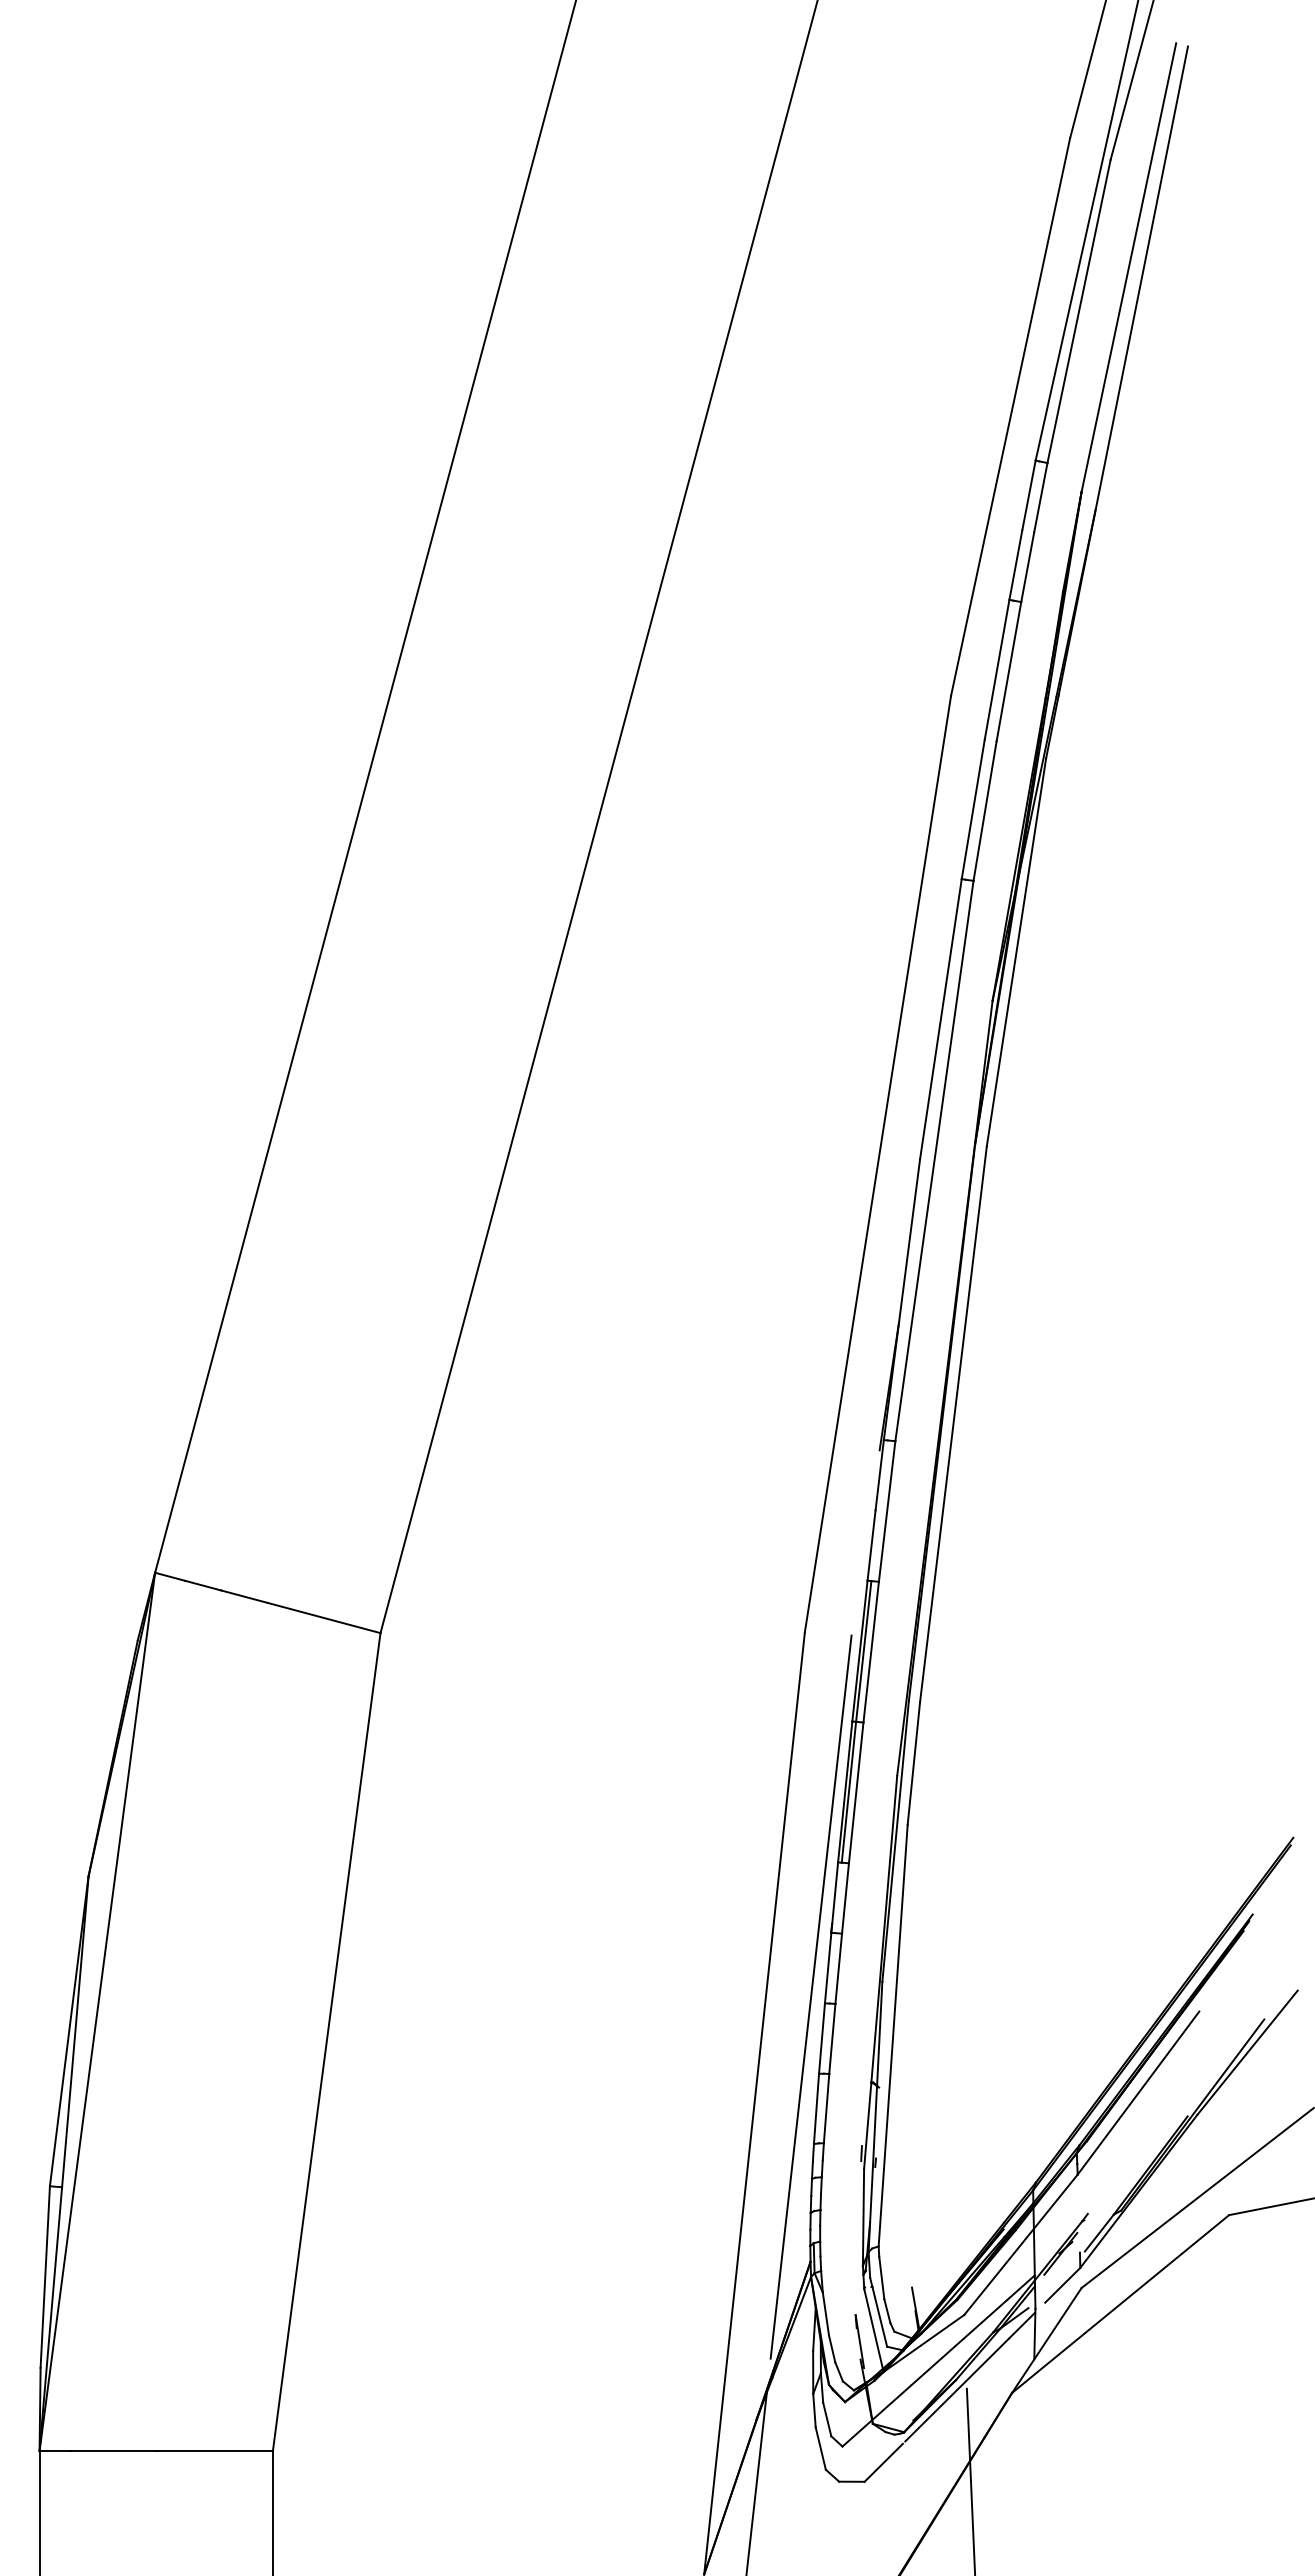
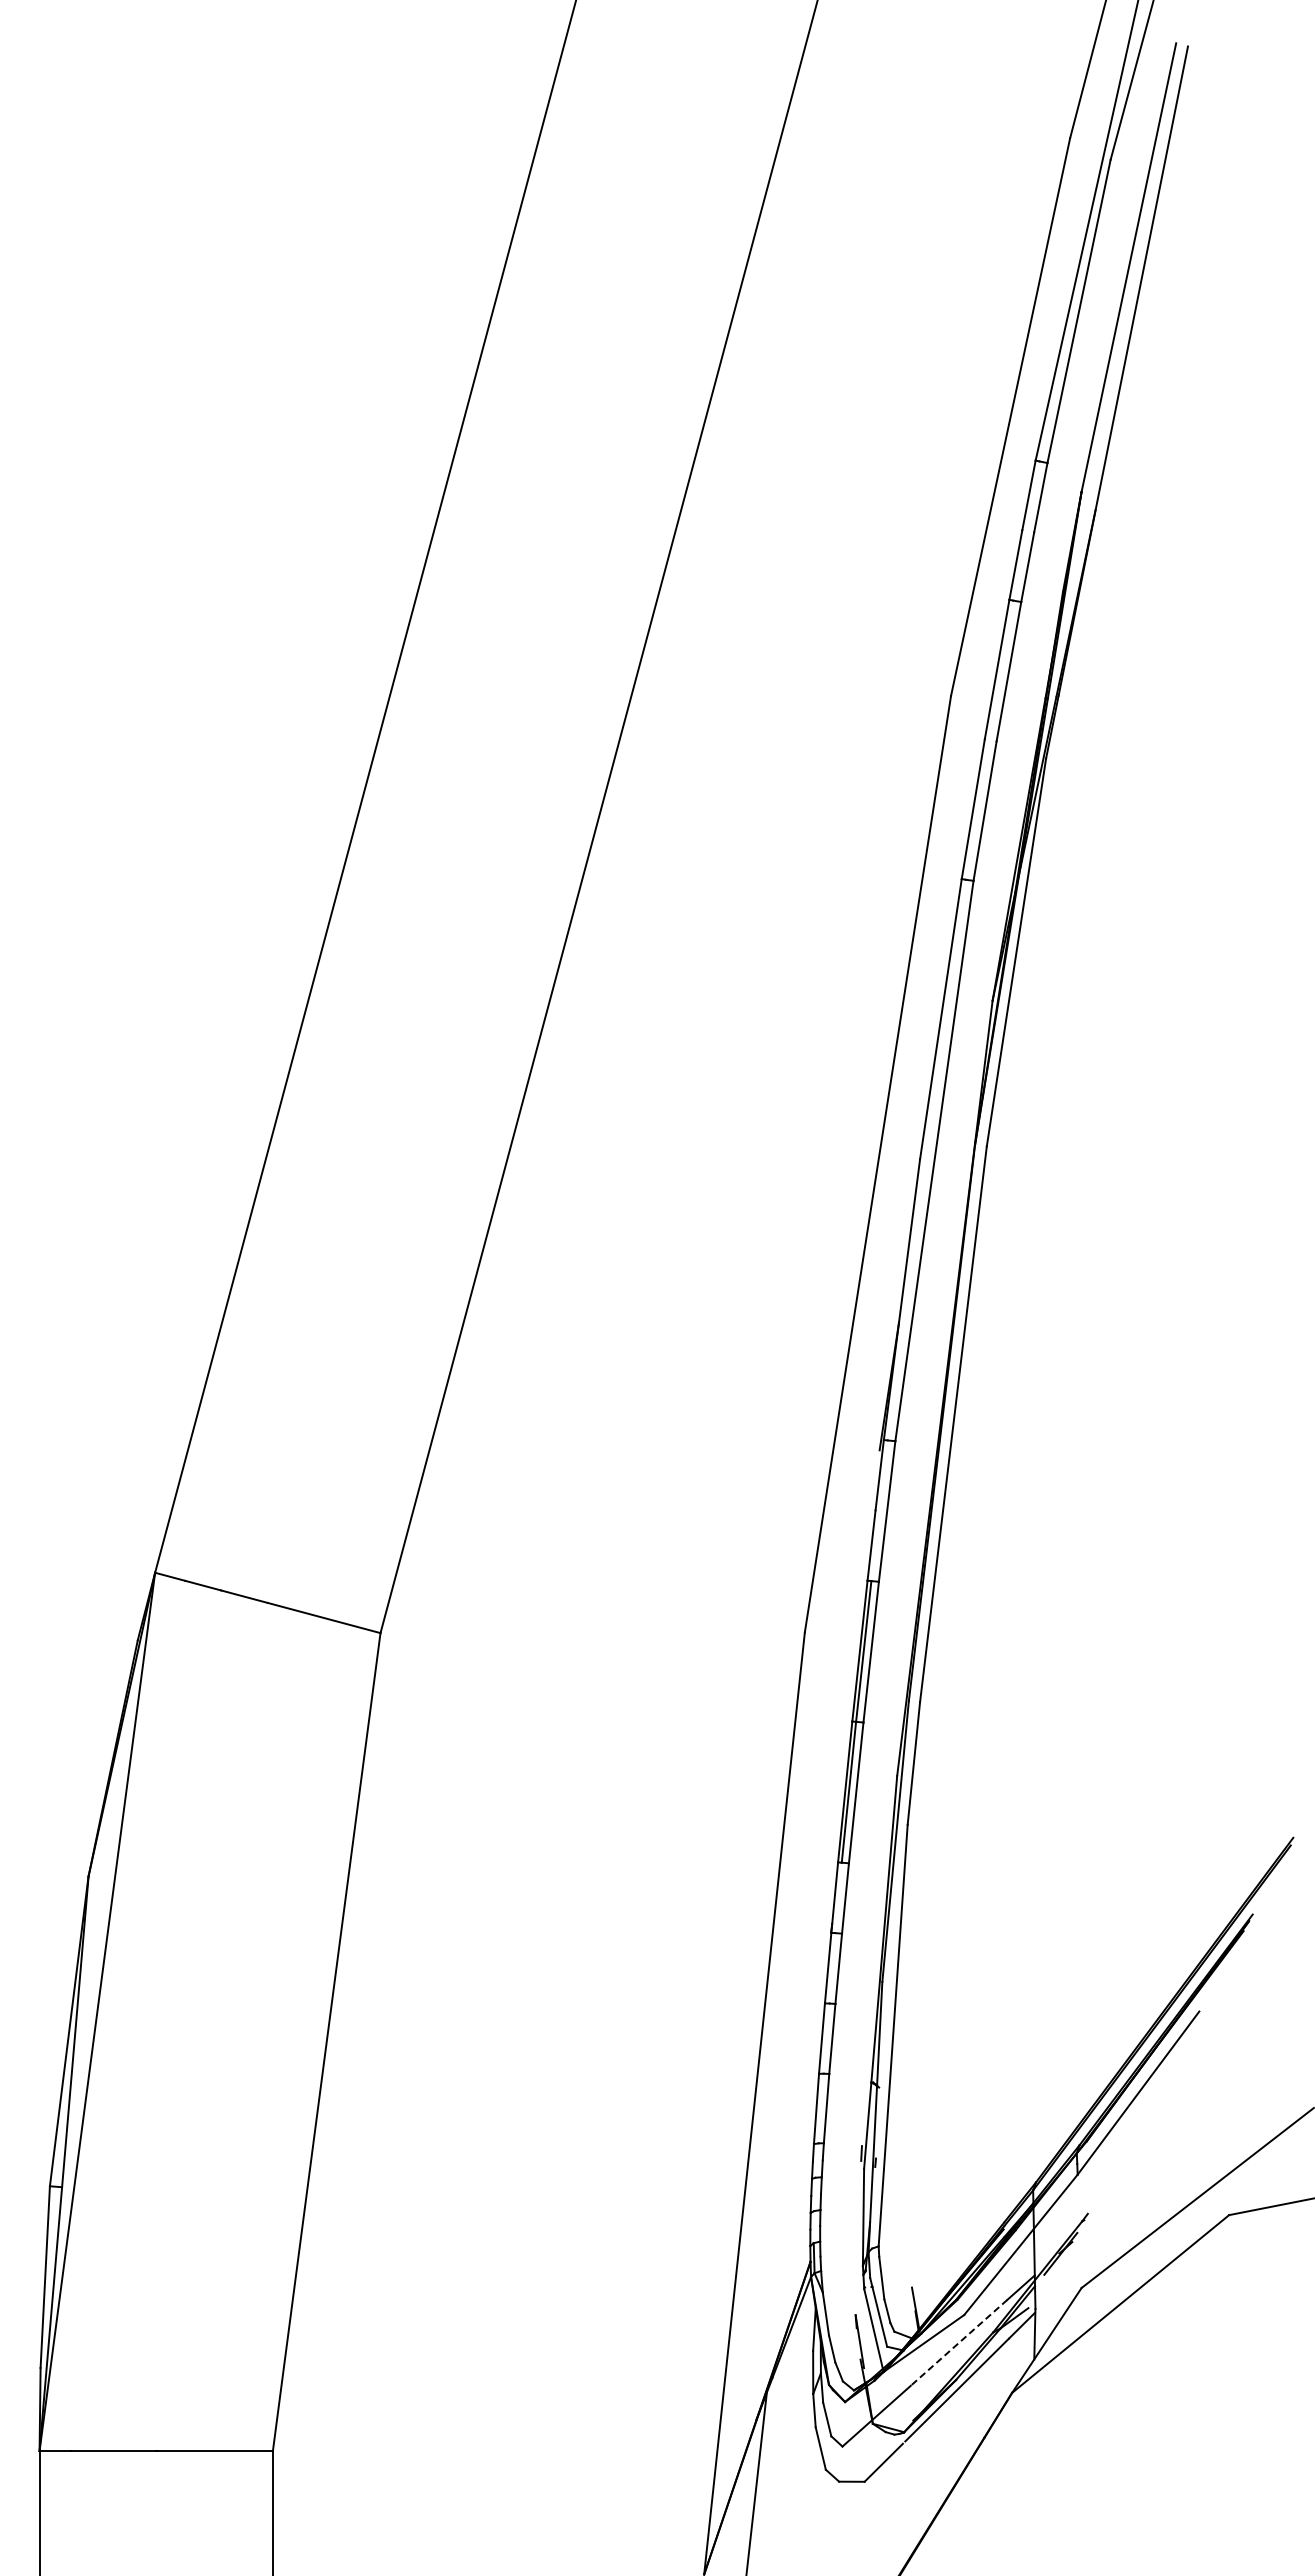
line: present -> none (810, 1996)
part: present -> none (1171, 2146)
line: solid -> dashed (959, 2342)
line: present -> none (970, 2480)
